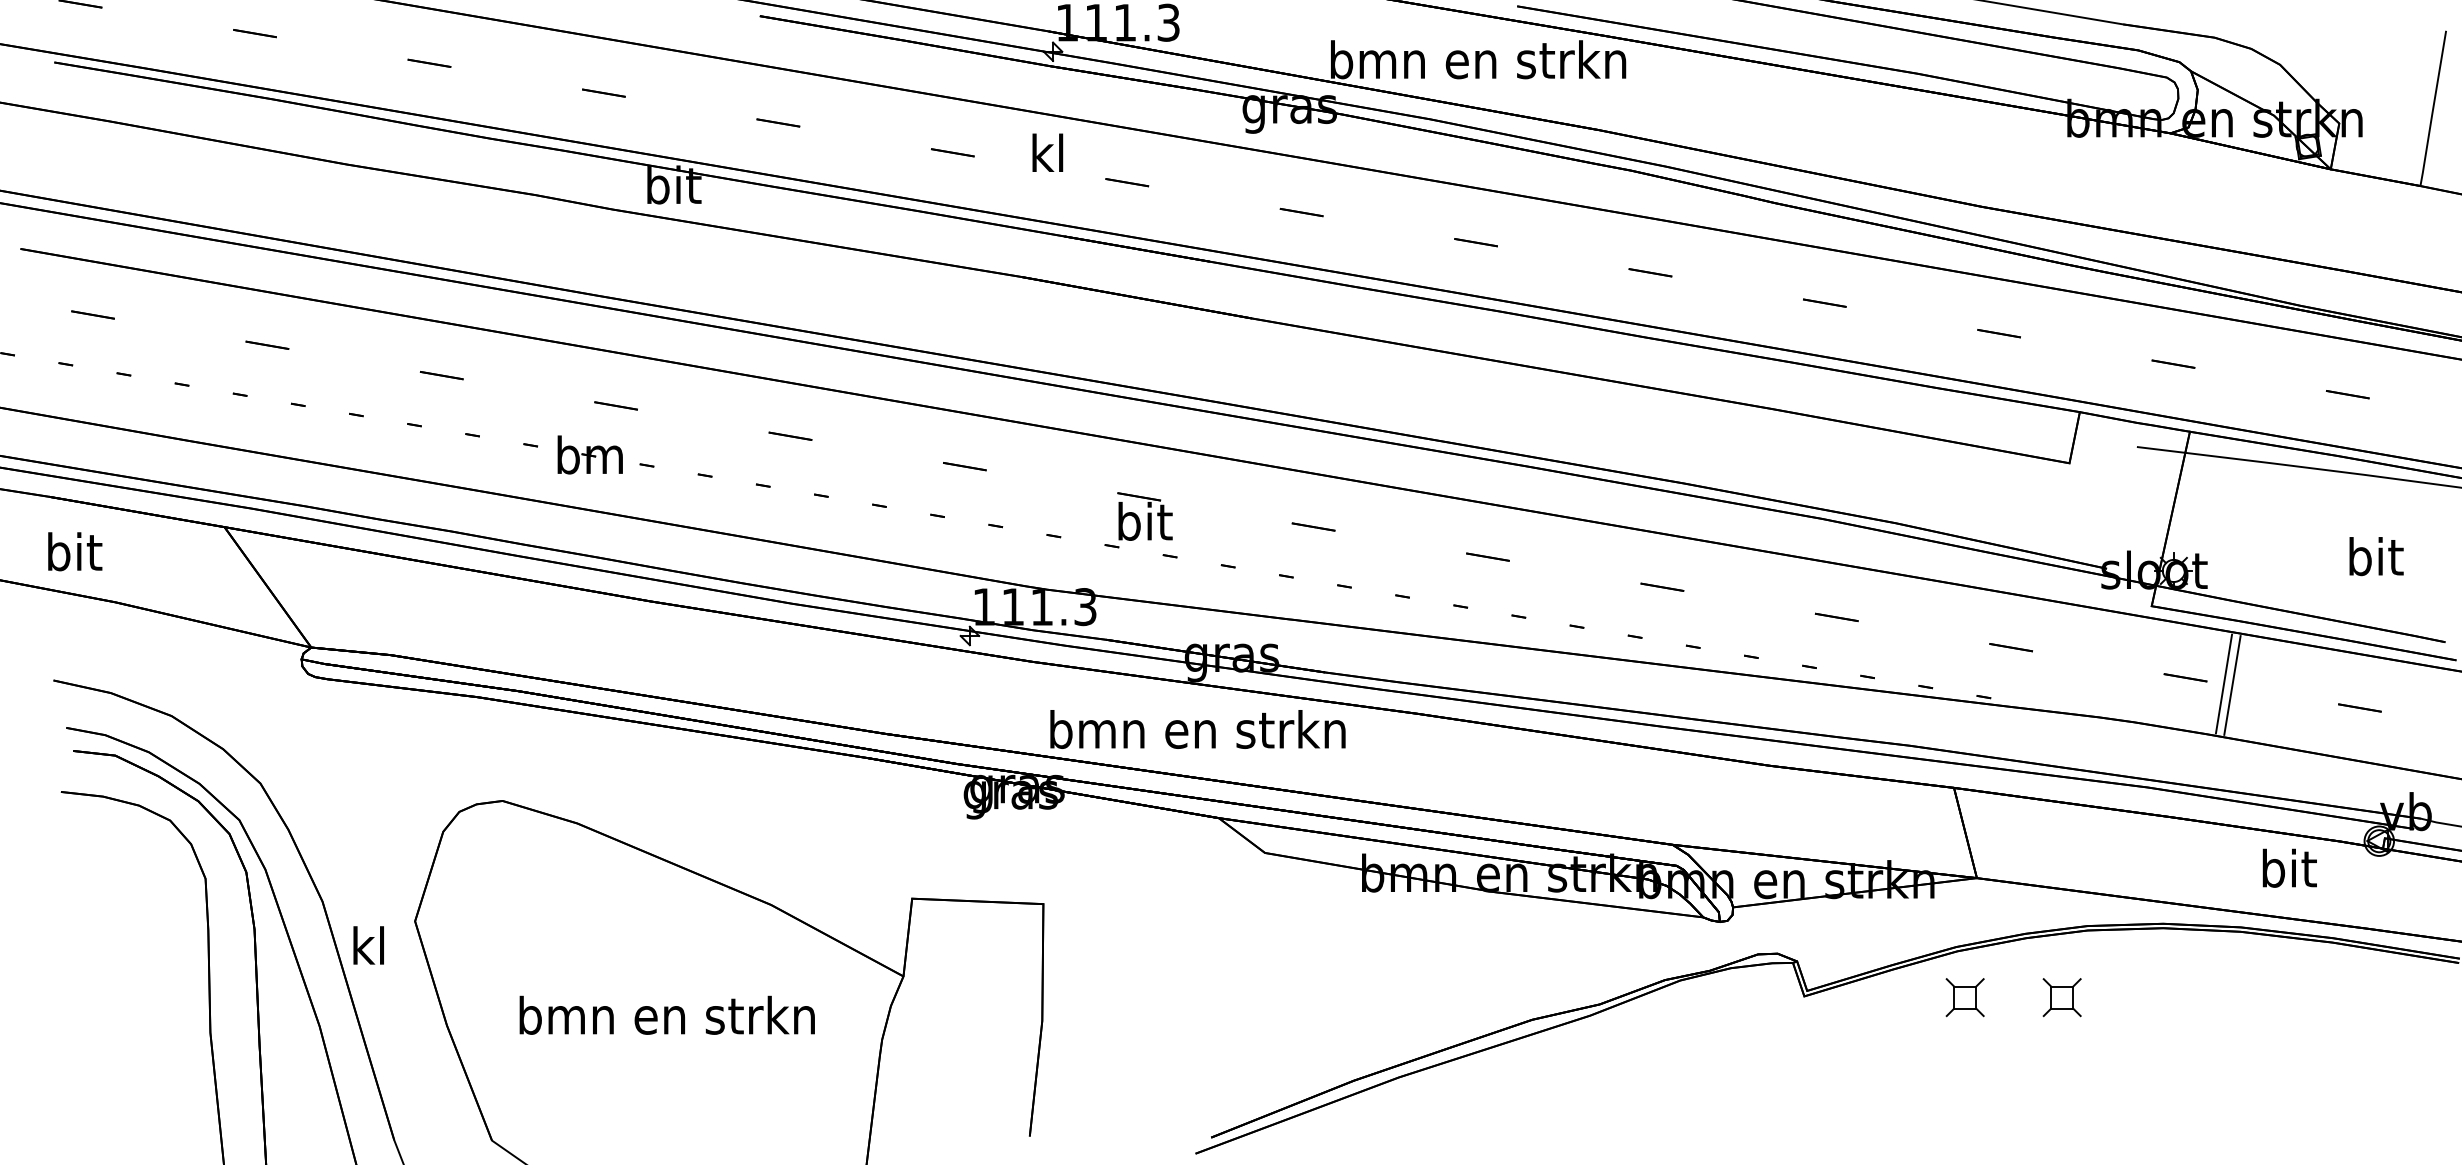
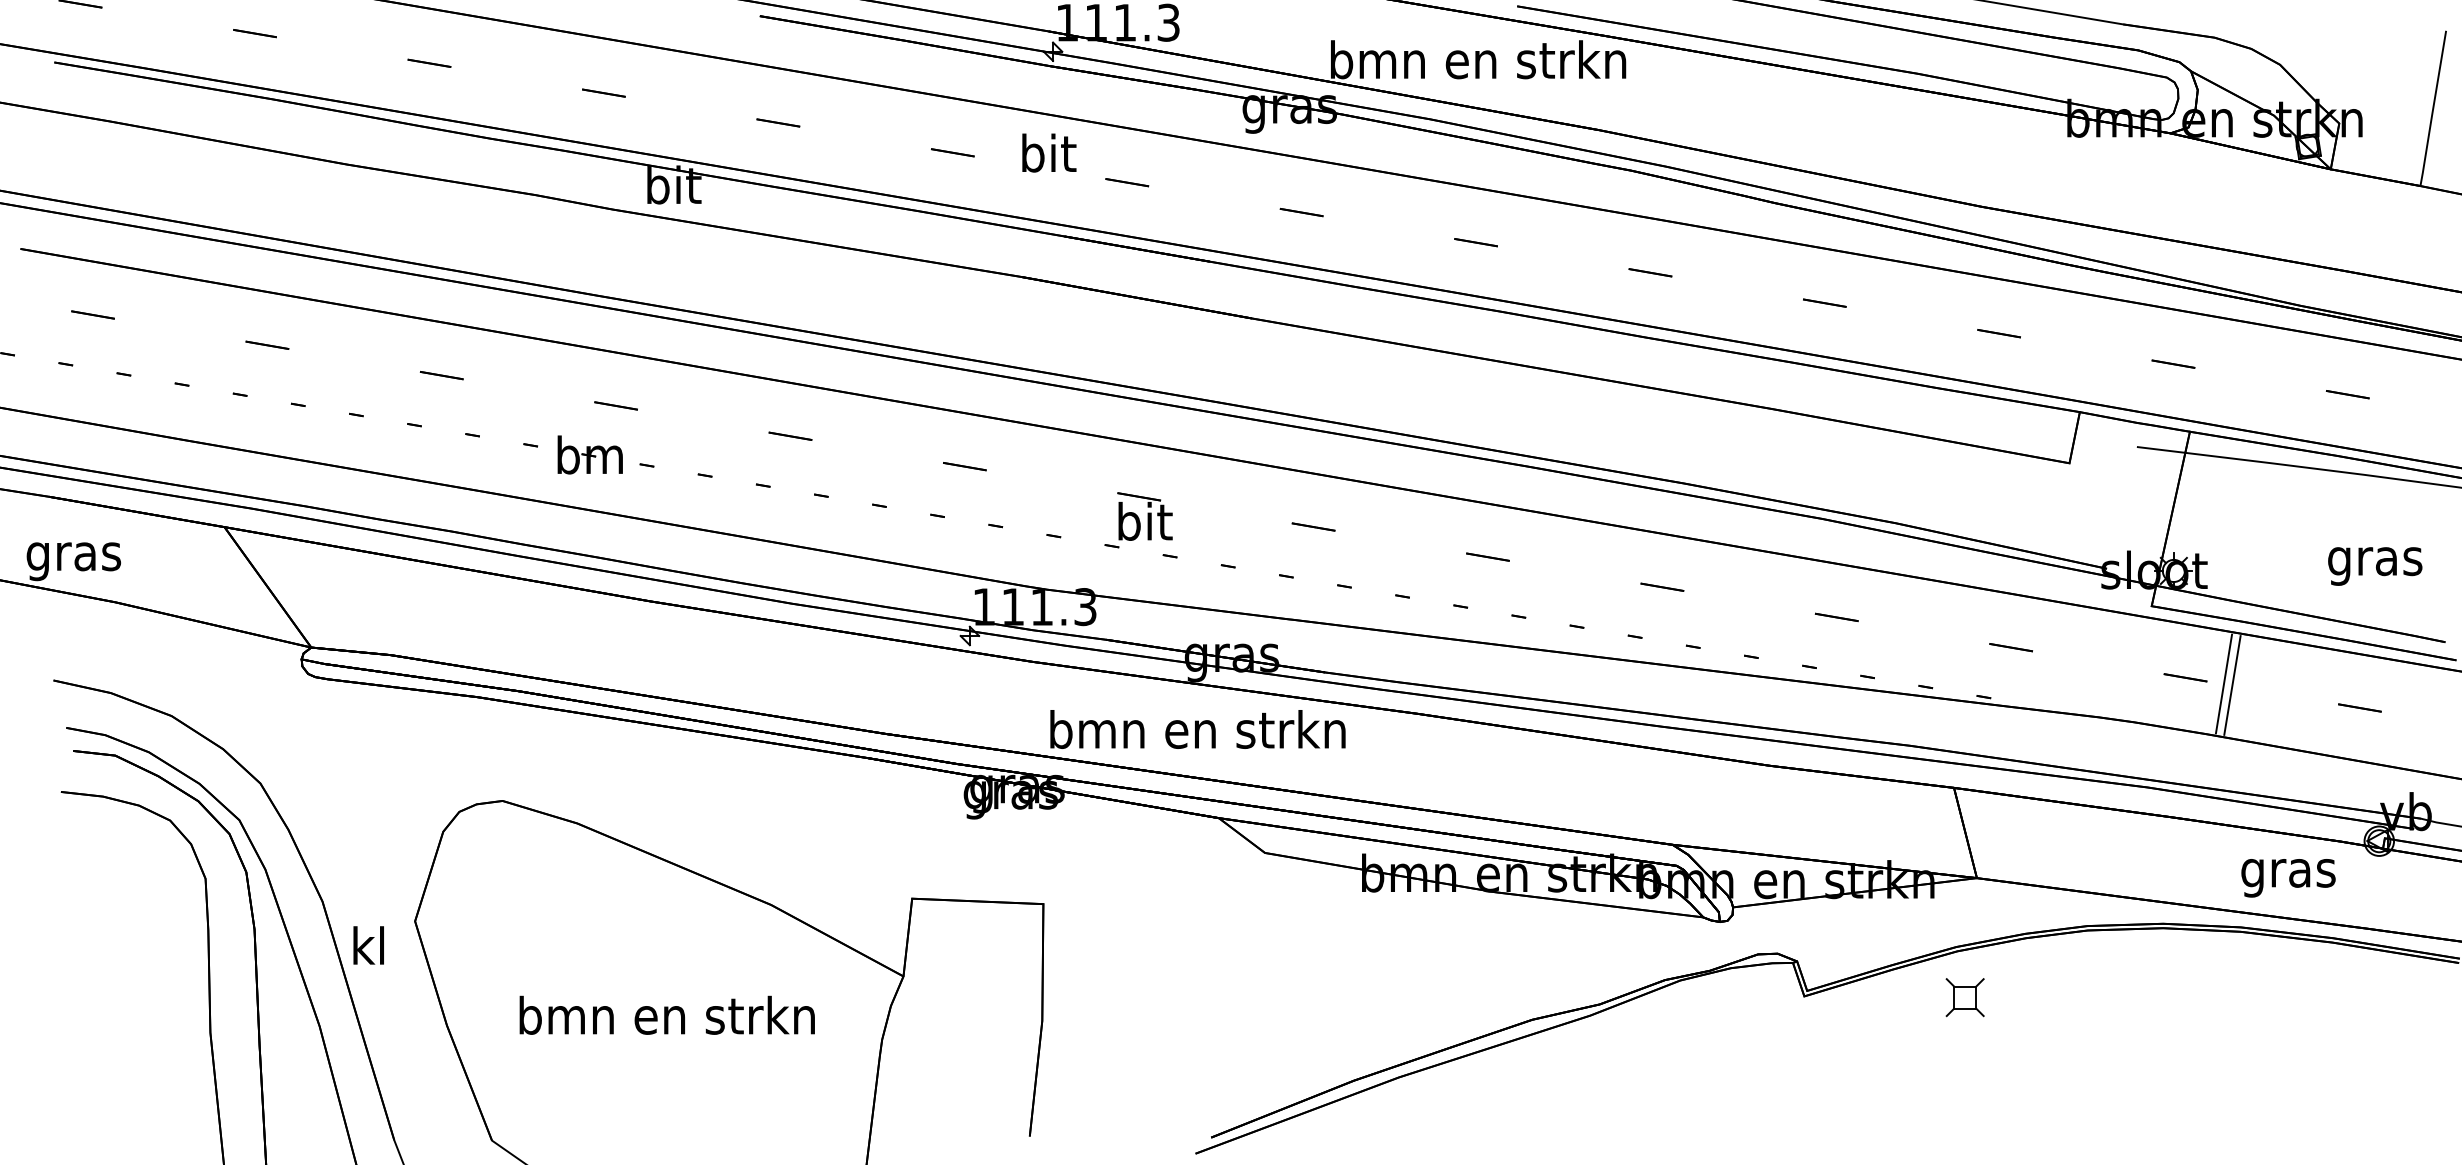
text: kl -> bit (1049, 152)
text: bit -> gras (73, 556)
text: bit -> gras (2375, 561)
text: bit -> gras (2288, 872)
part: present -> none (2061, 997)
